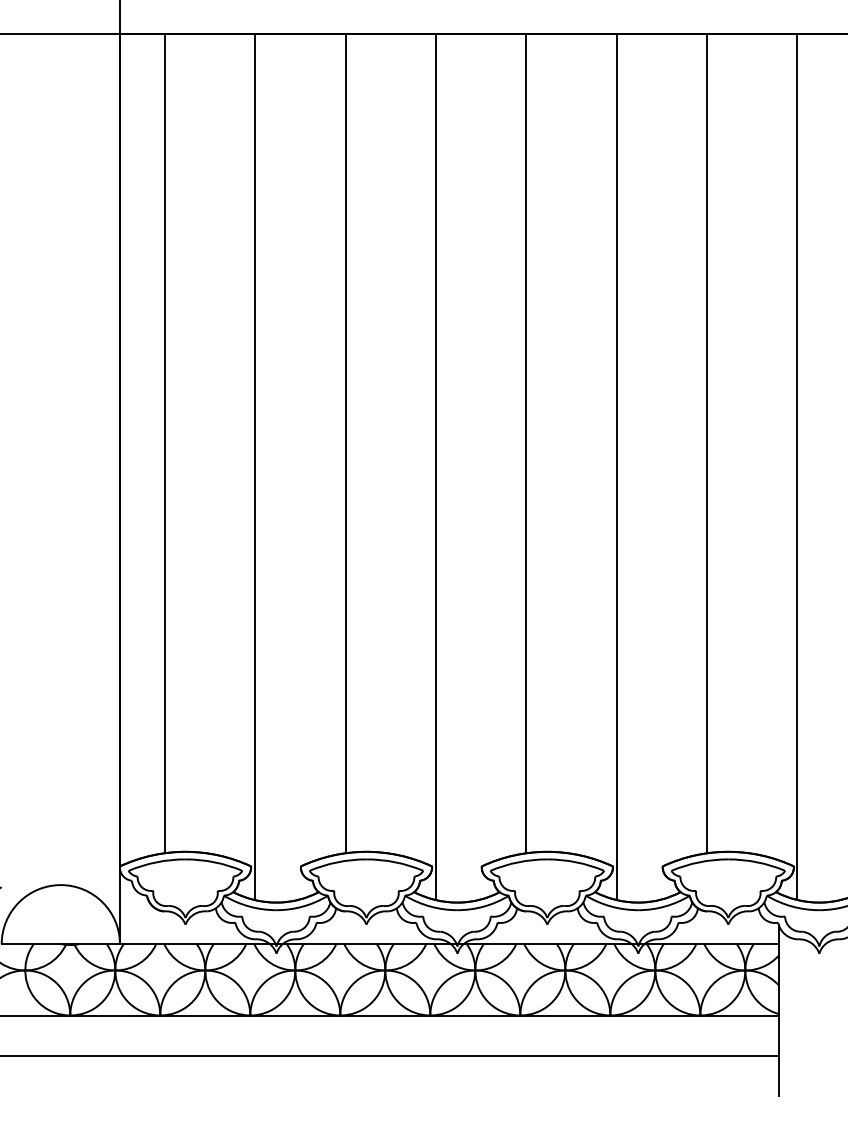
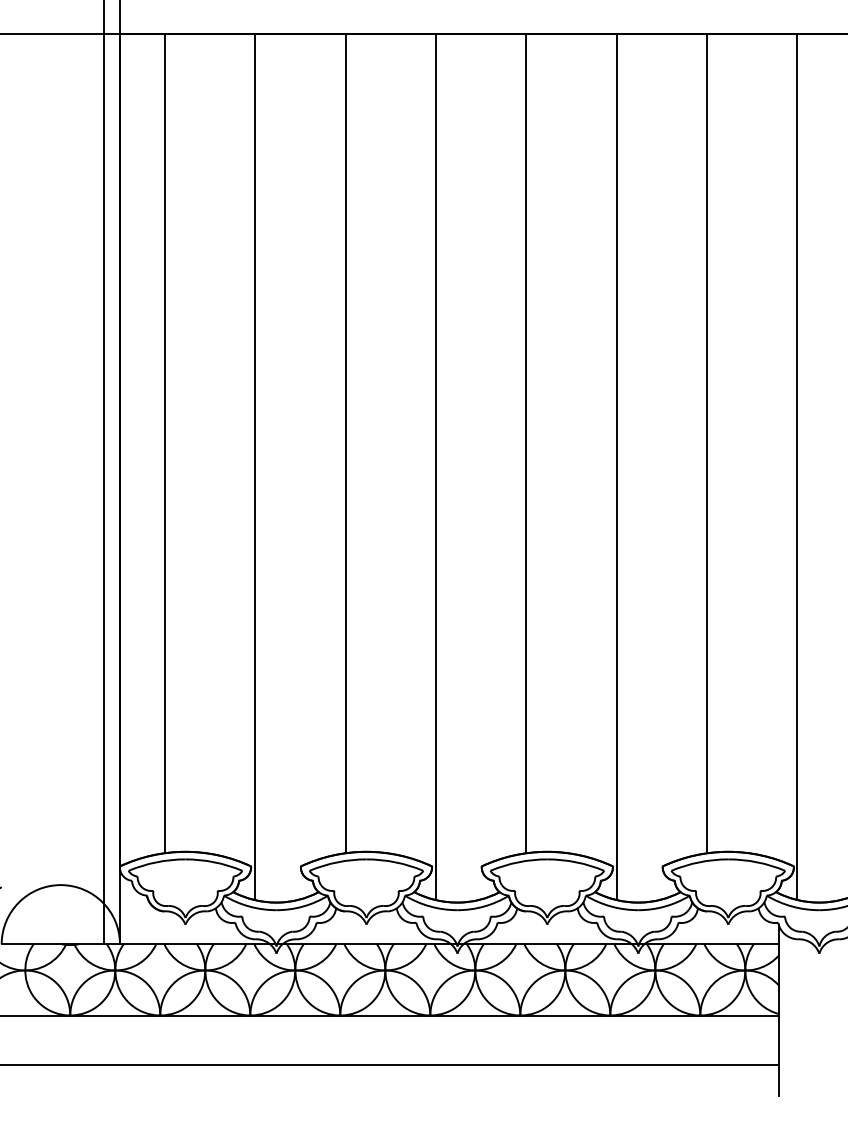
line: none -> present (103, 473)
line position: (390, 1056) -> (390, 1065) (390, 1065)
